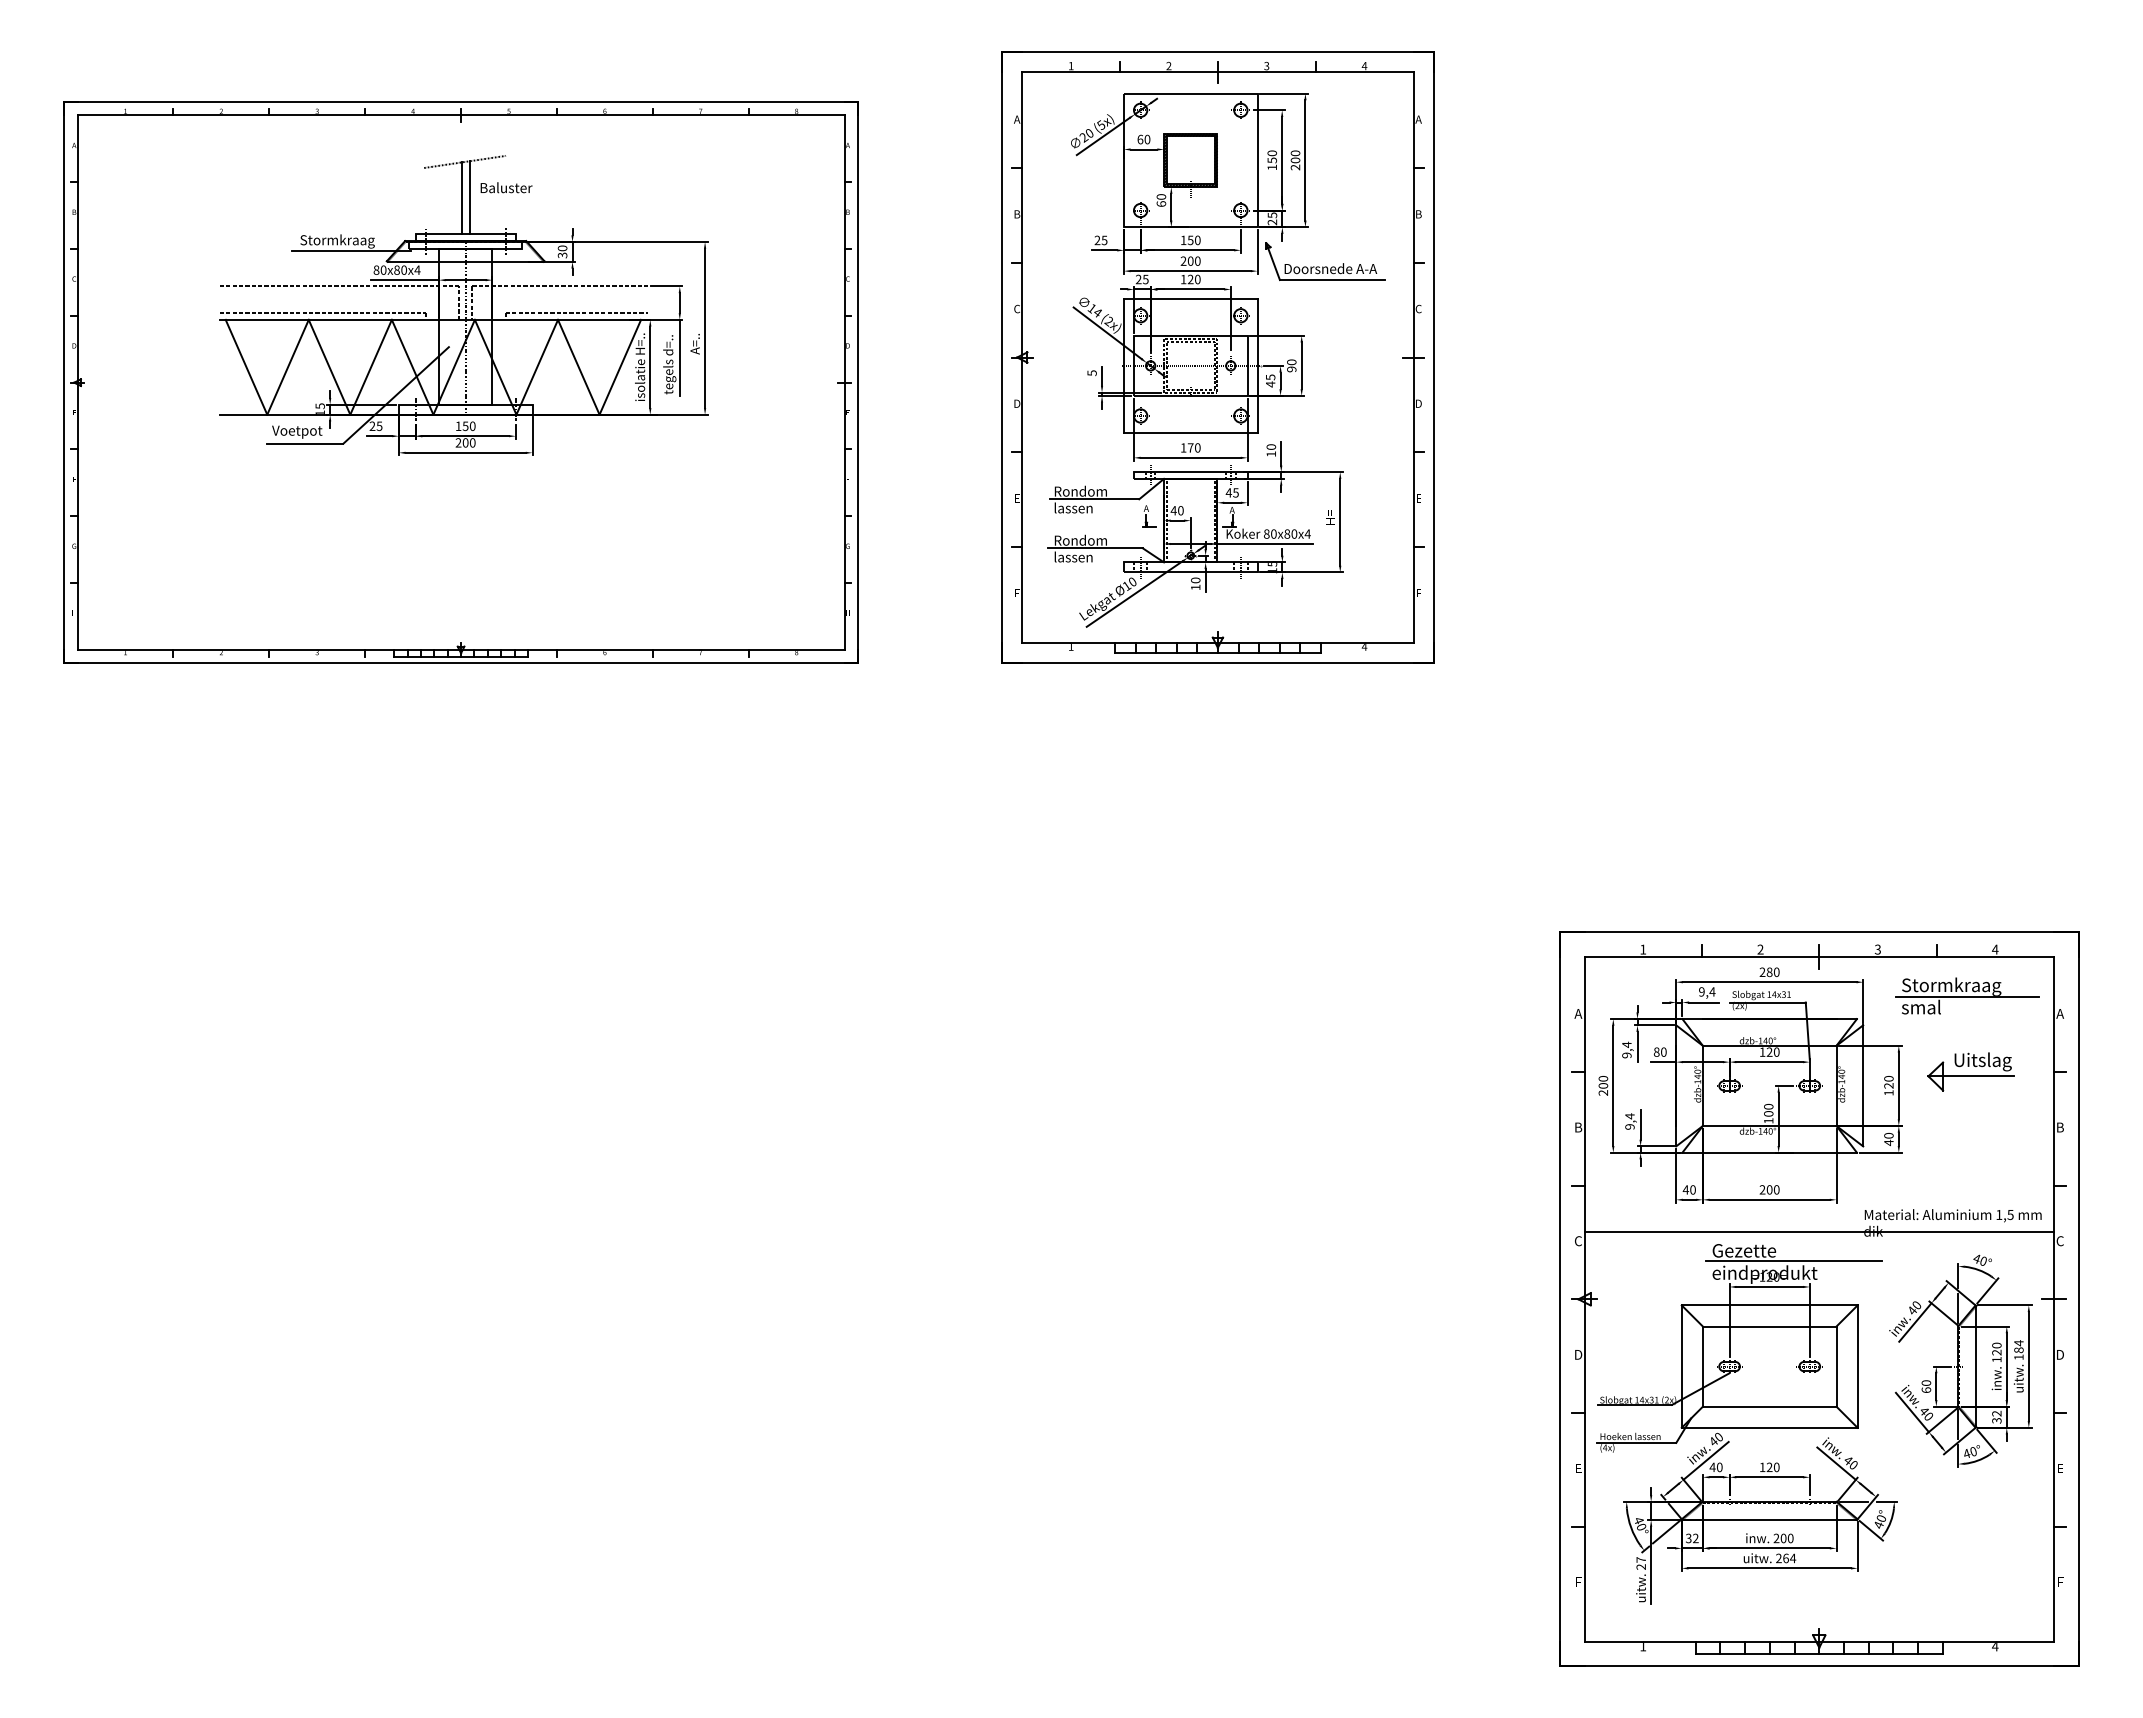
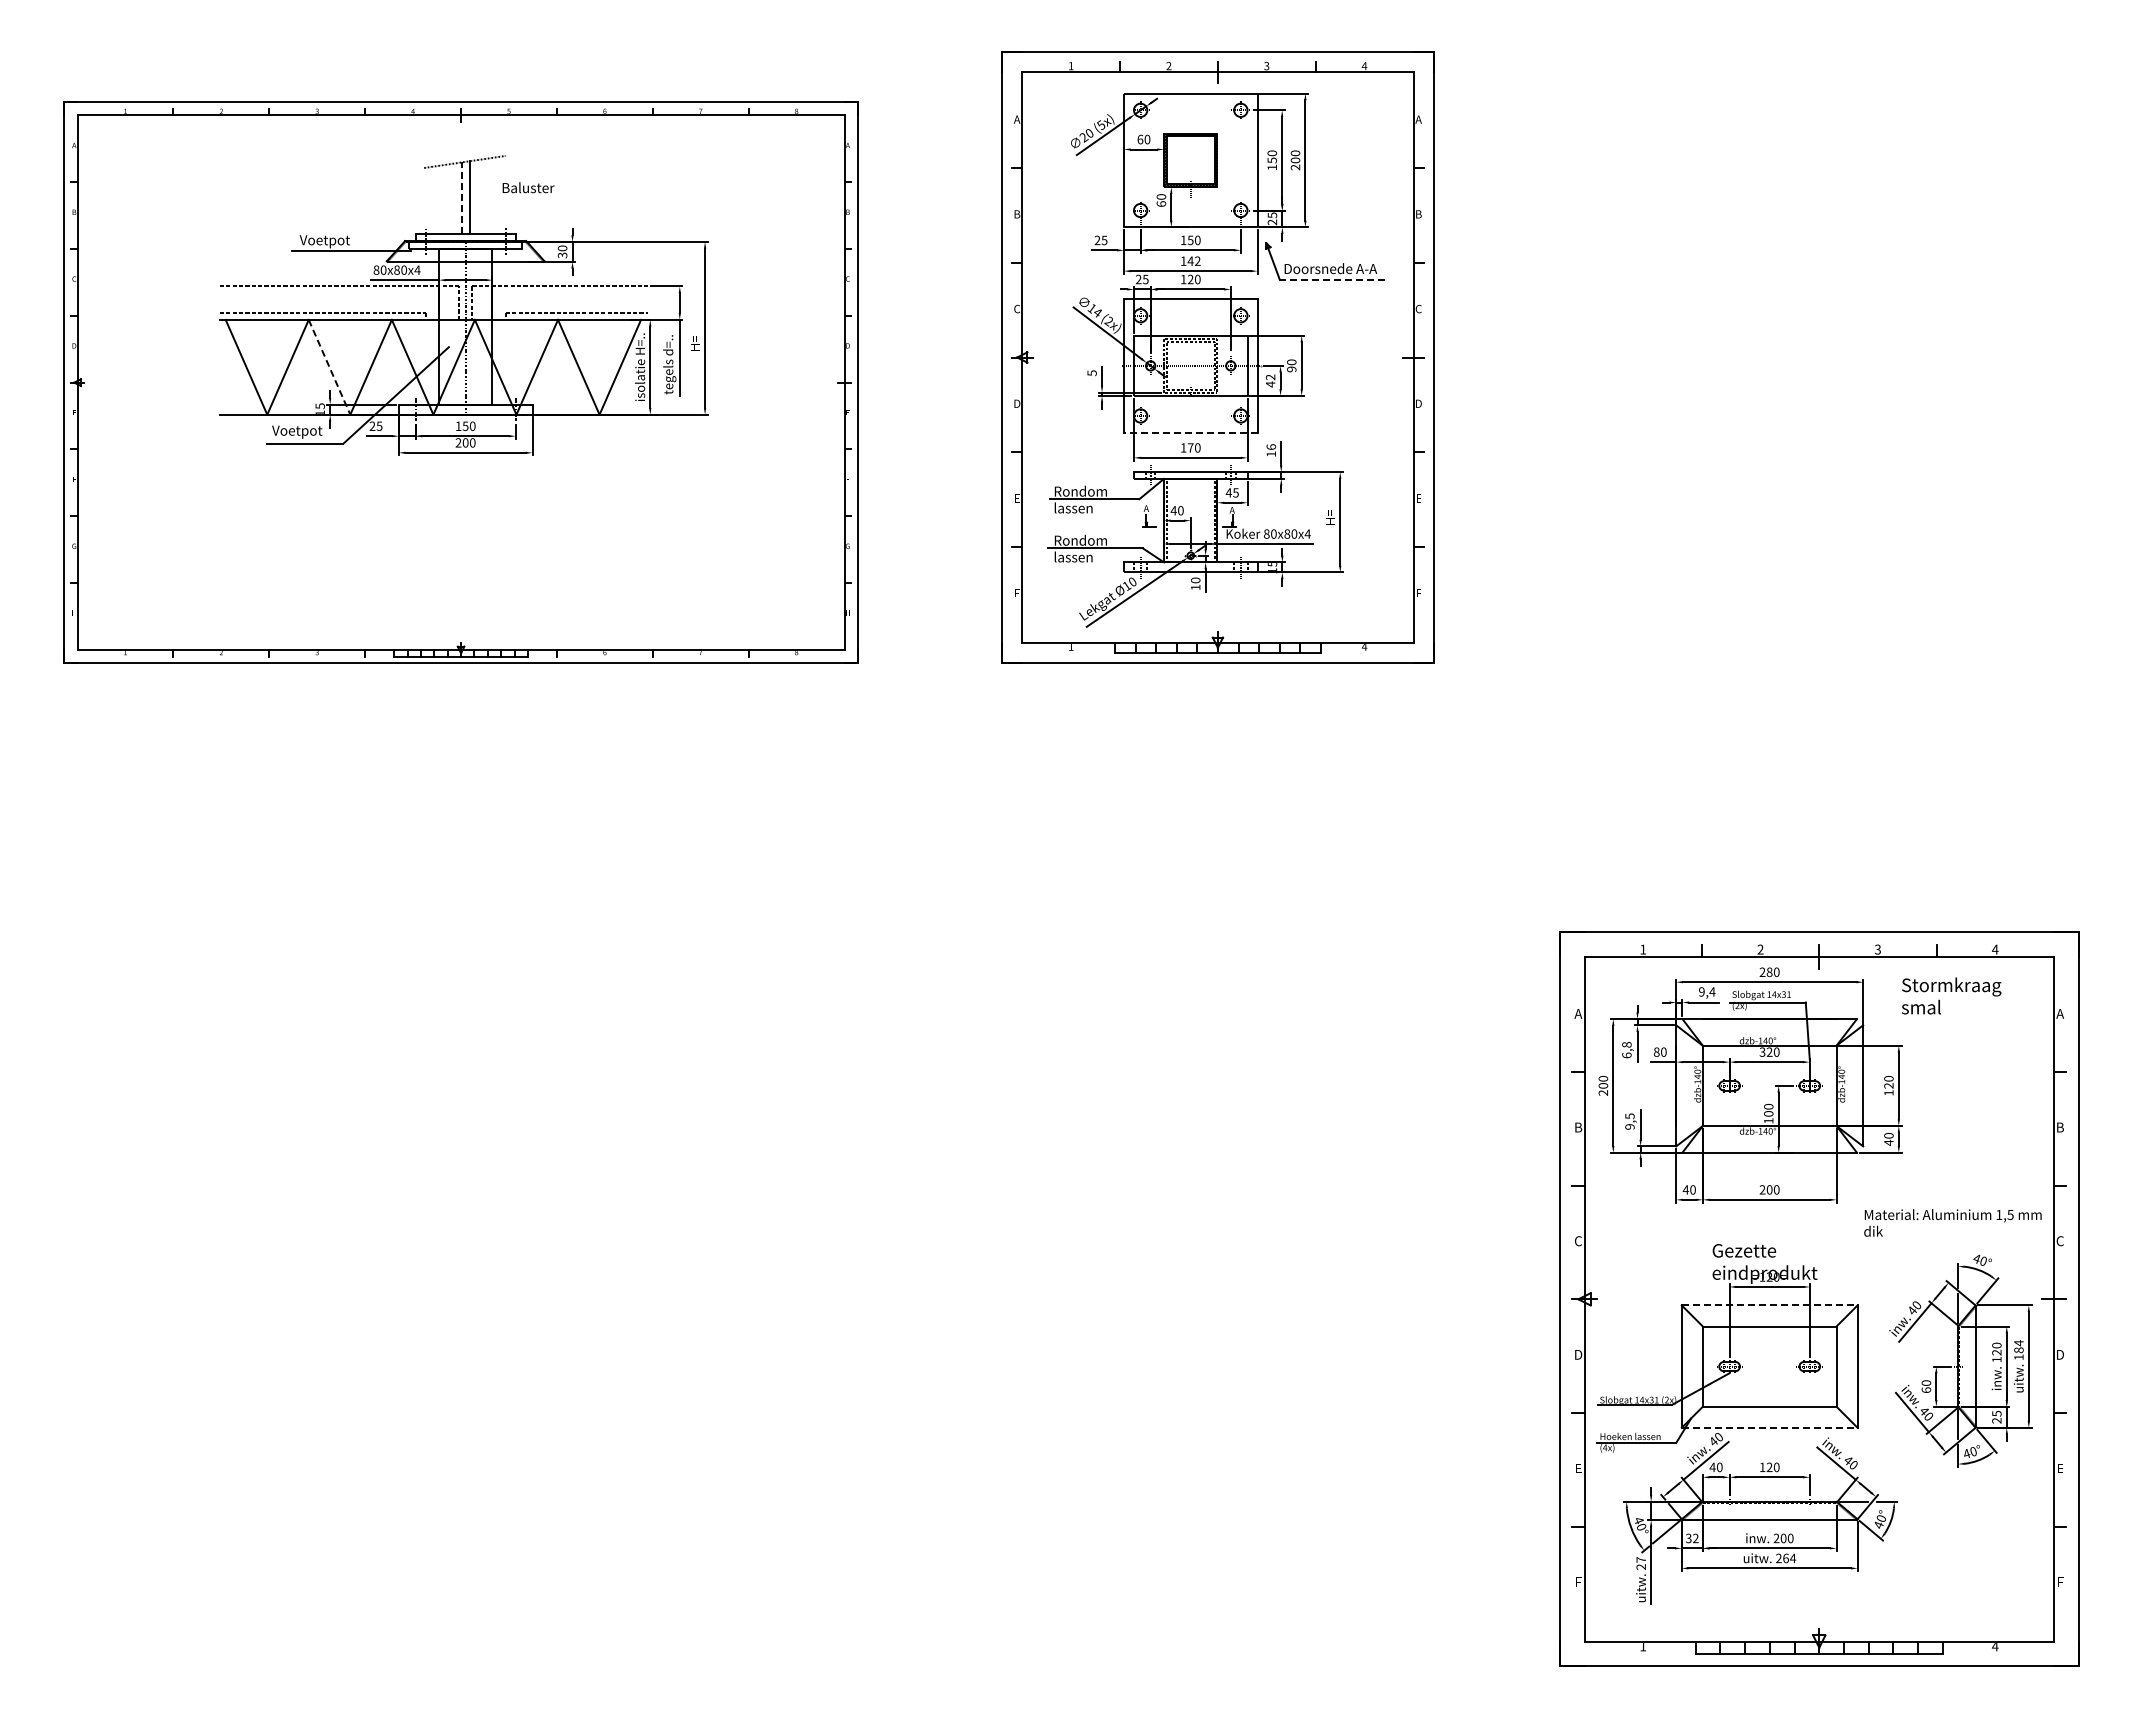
text position: (506, 187) -> (528, 187) (528, 187)
line: solid -> dashed (461, 198)
text: Stormkraag -> Voetpot (336, 241)
text: 200 -> 142 (1190, 260)
line: solid -> dashed (1332, 280)
text: A=.. -> H= (694, 344)
line: solid -> dashed (329, 367)
text: 45 -> 42 (1270, 377)
line: solid -> dashed (1190, 432)
text: 10 -> 16 (1270, 446)
line: present -> none (1967, 997)
text: 9,4 -> 6,8 (1626, 1049)
text: 120 -> 320 (1762, 1051)
part: present -> none (1970, 1071)
text: 9,4 -> 9,5 (1629, 1116)
line: present -> none (1818, 1231)
line: present -> none (1793, 1260)
line: solid -> dashed (1769, 1305)
text: 32 -> 25 (1996, 1416)
line: solid -> dashed (1769, 1427)
